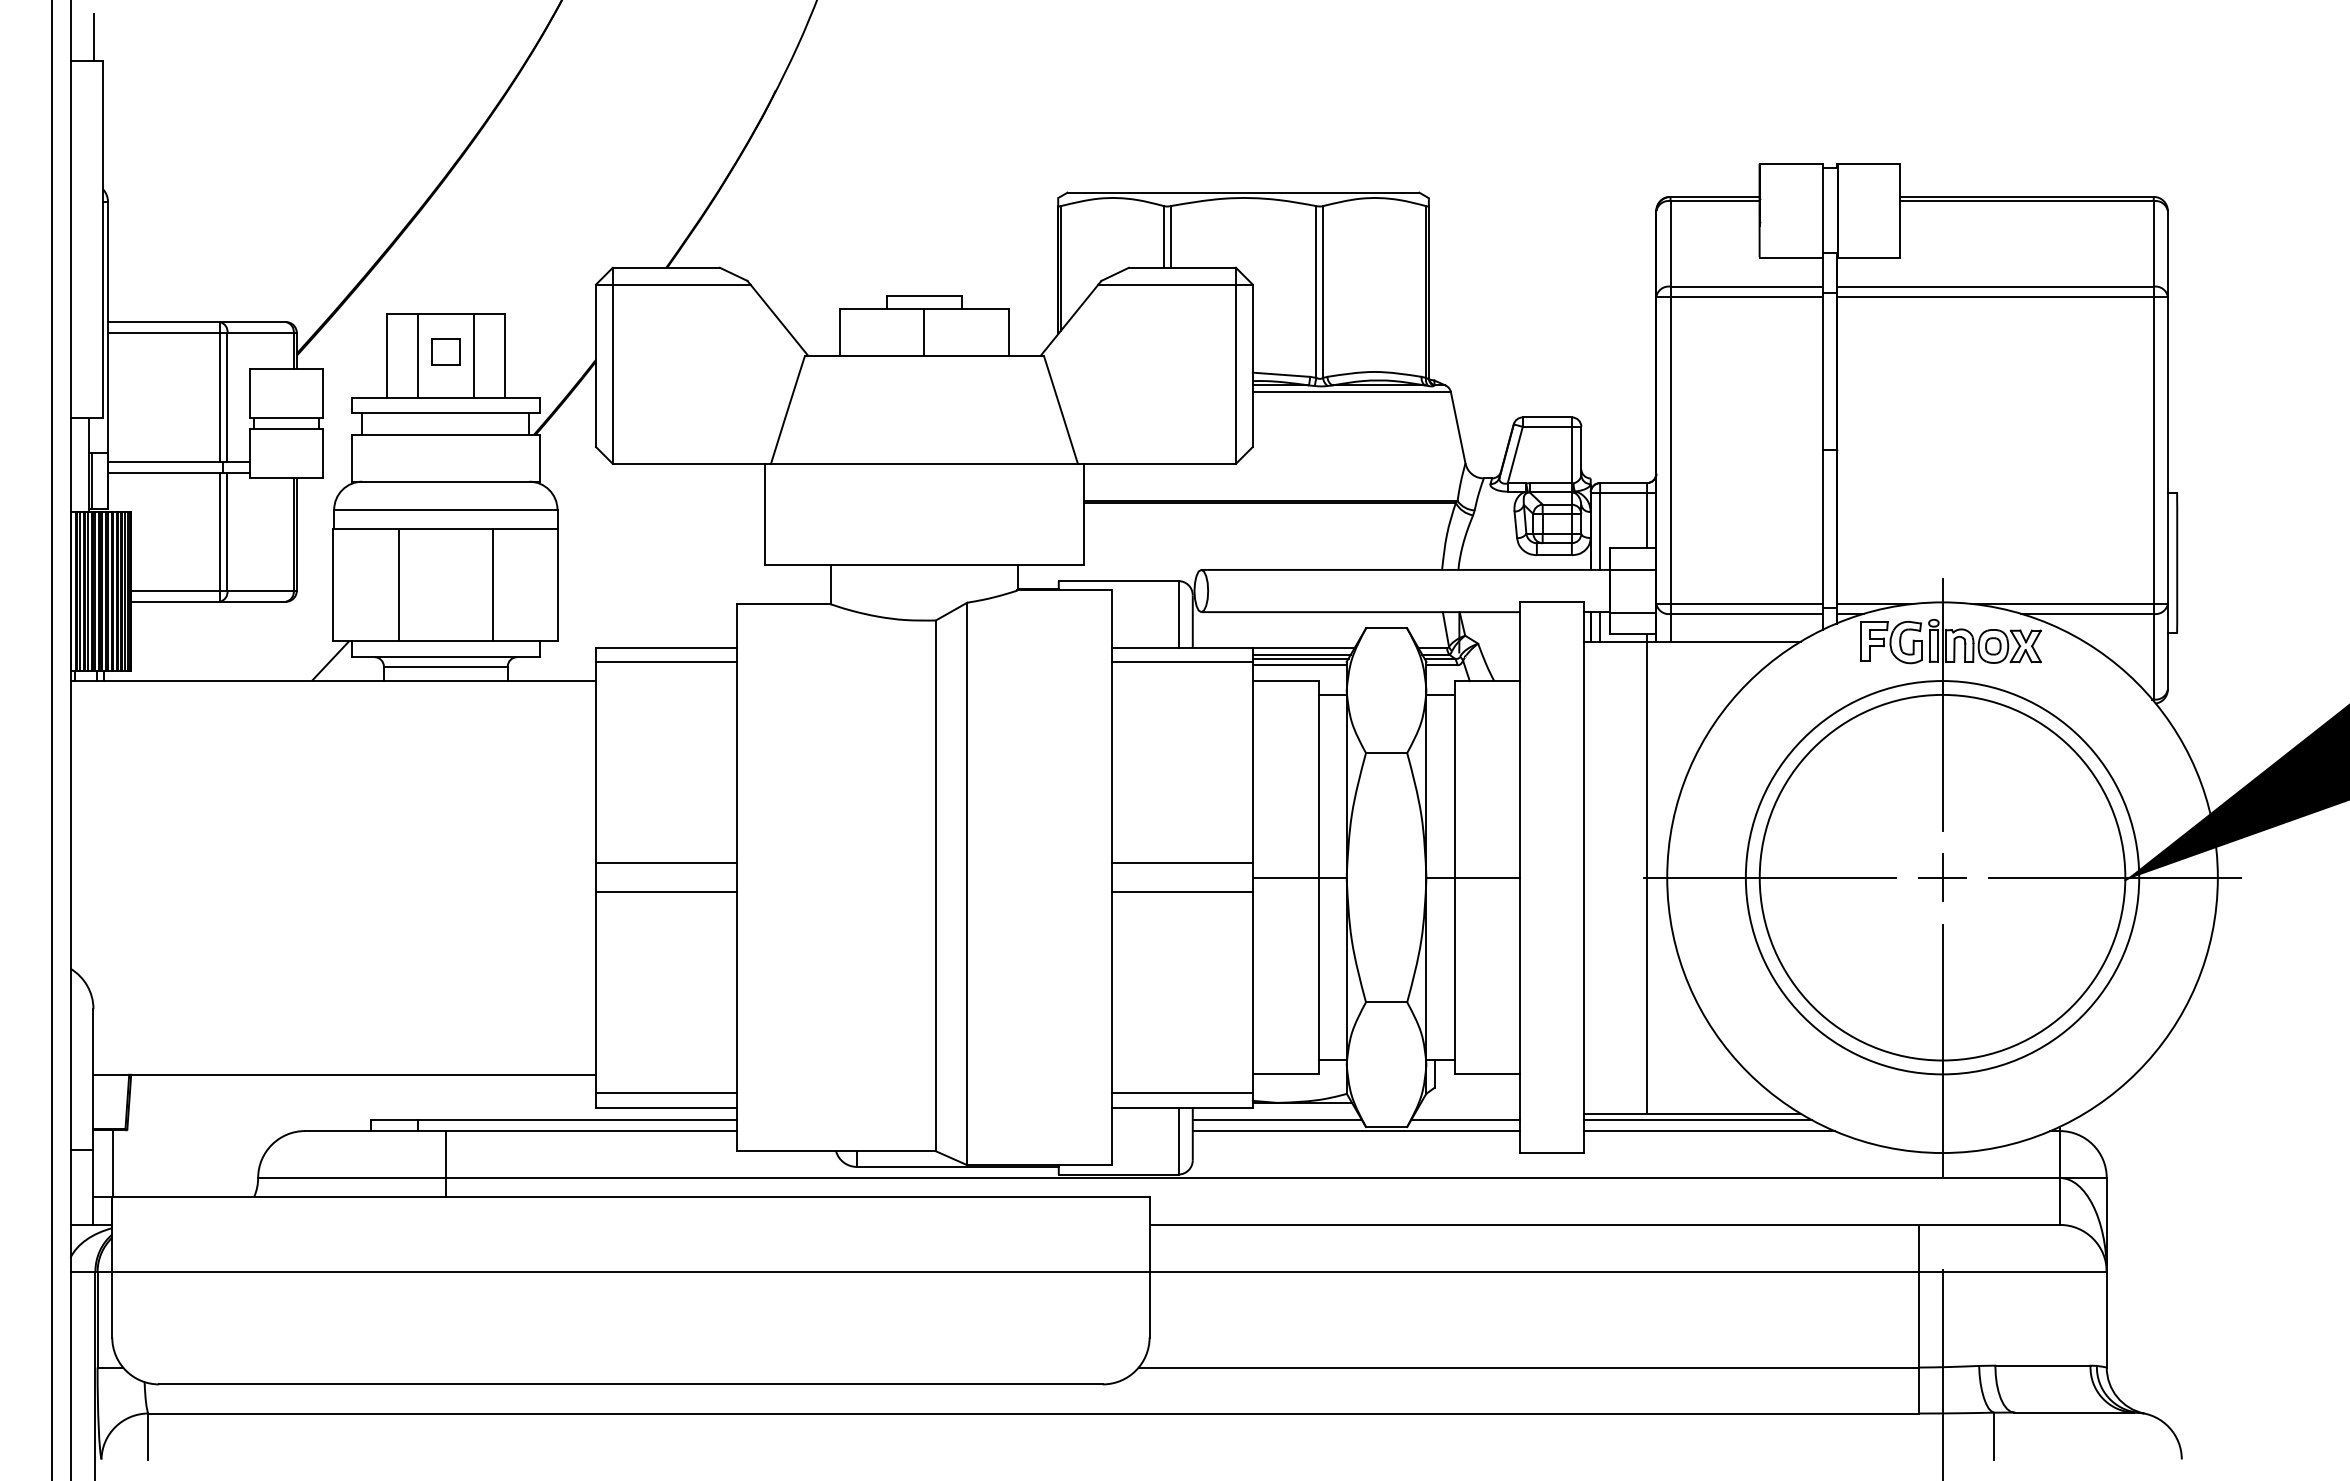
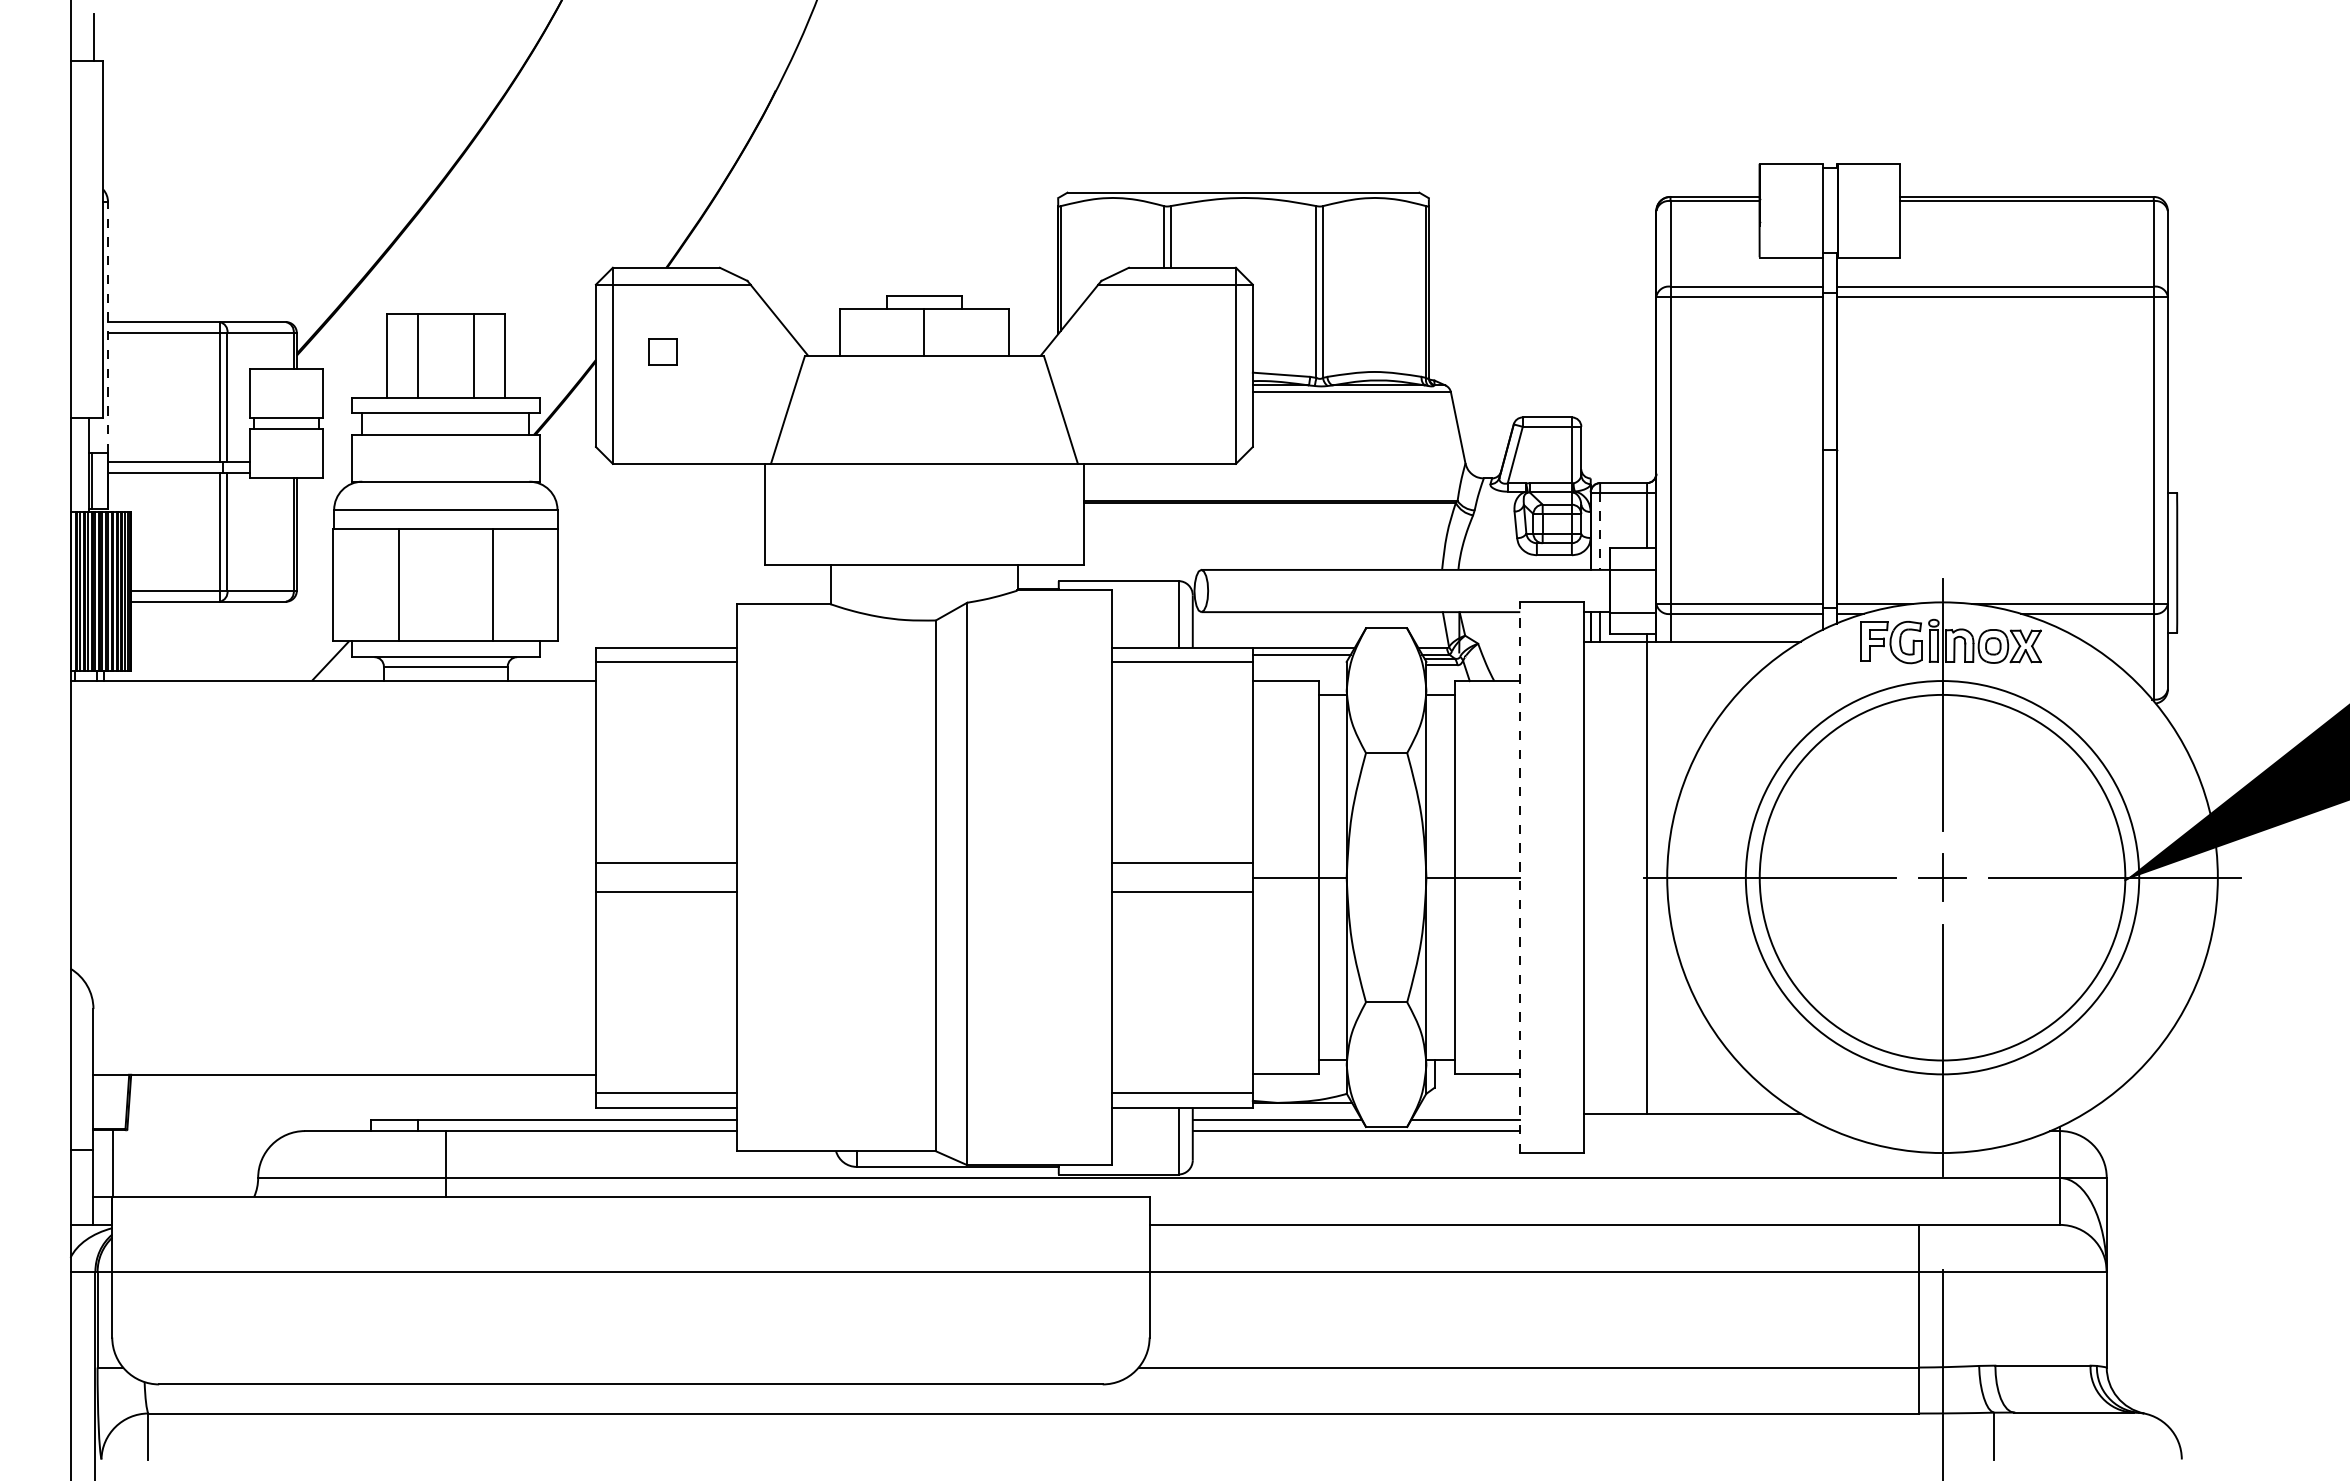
line: solid -> dashed (108, 327)
part position: (445, 351) -> (662, 351) (662, 351)
line: solid -> dashed (1600, 531)
line: present -> none (1300, 658)
line: present -> none (1299, 665)
line: present -> none (51, 739)
line: solid -> dashed (1520, 877)
line: present -> none (1697, 1119)
line: present -> none (1708, 1131)
